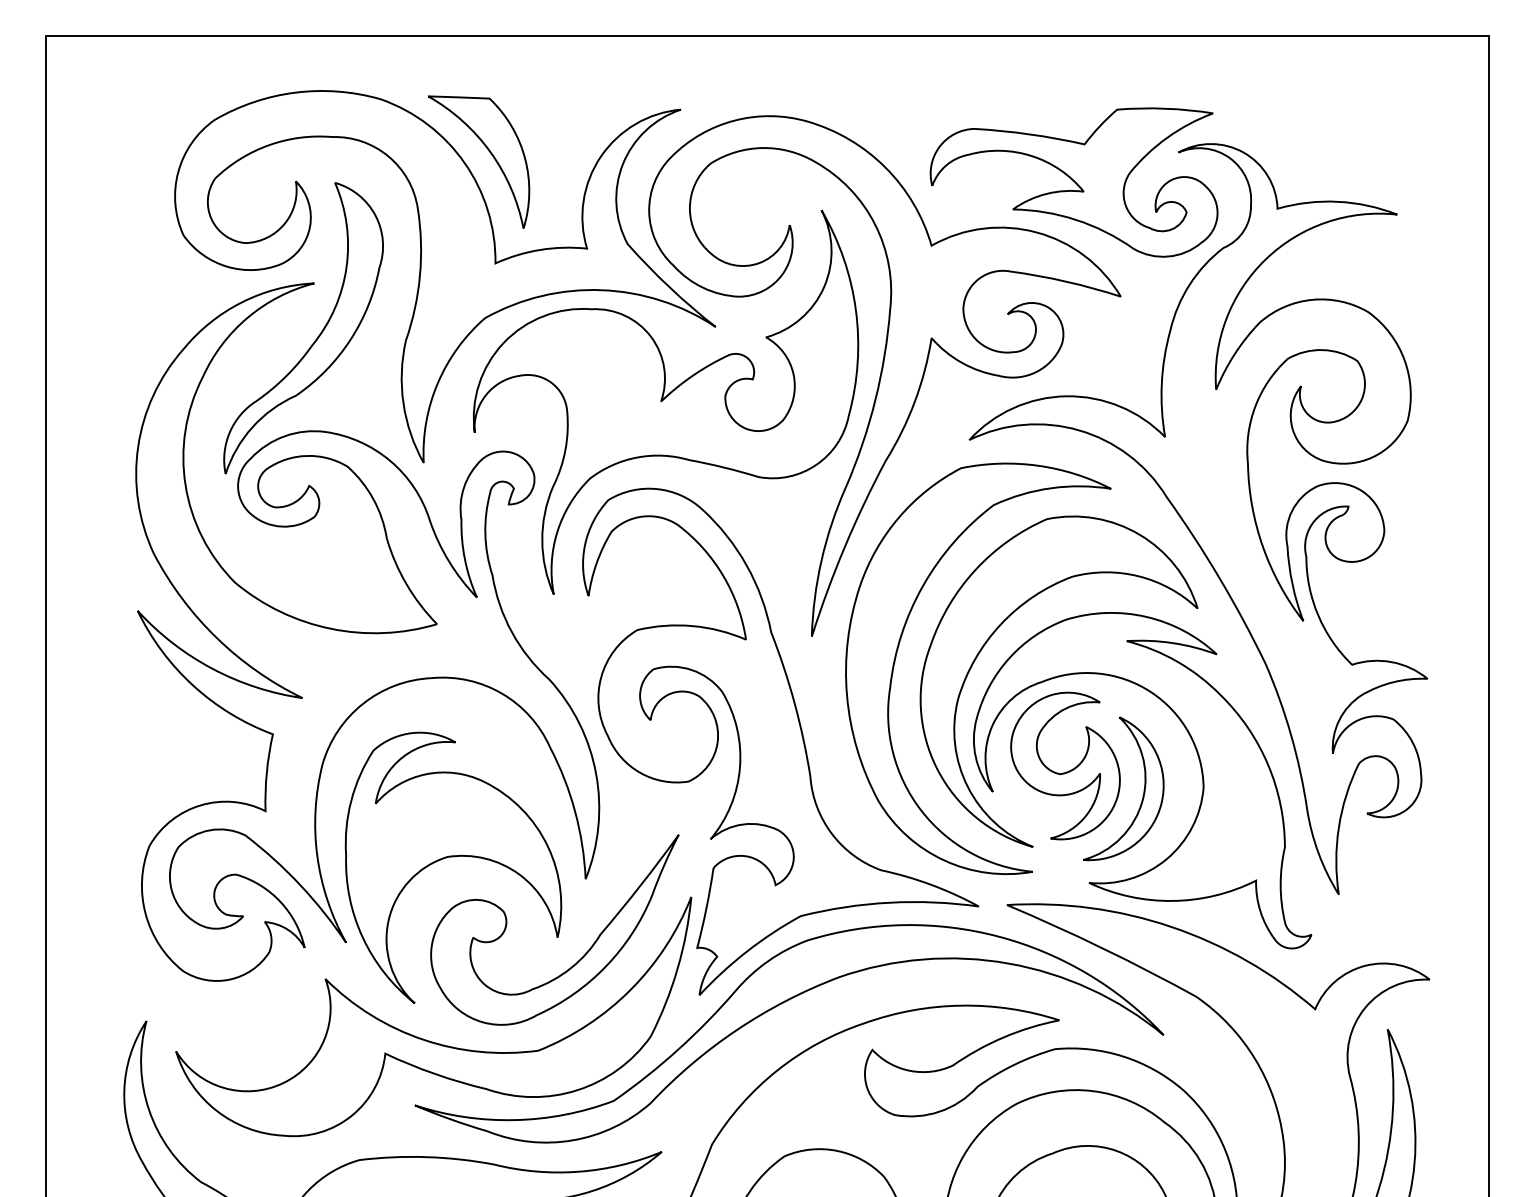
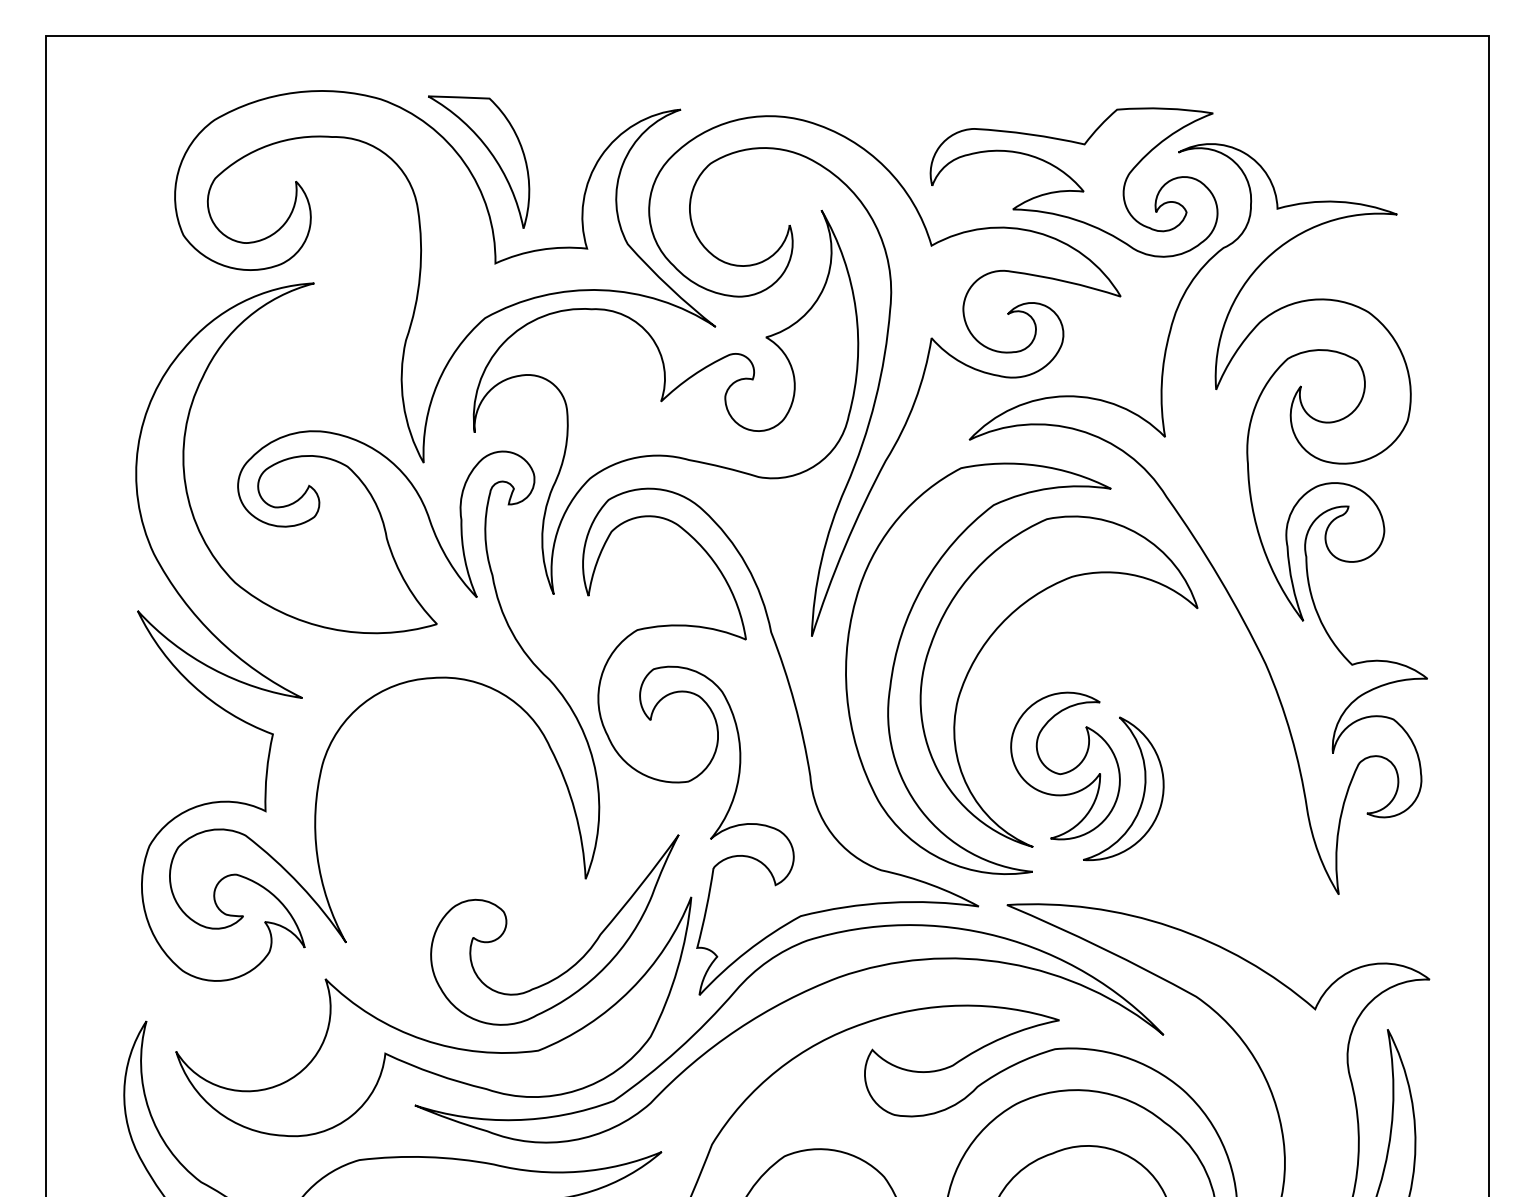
part: present -> none (317, 336)
part: present -> none (1201, 775)
part: present -> none (453, 857)
